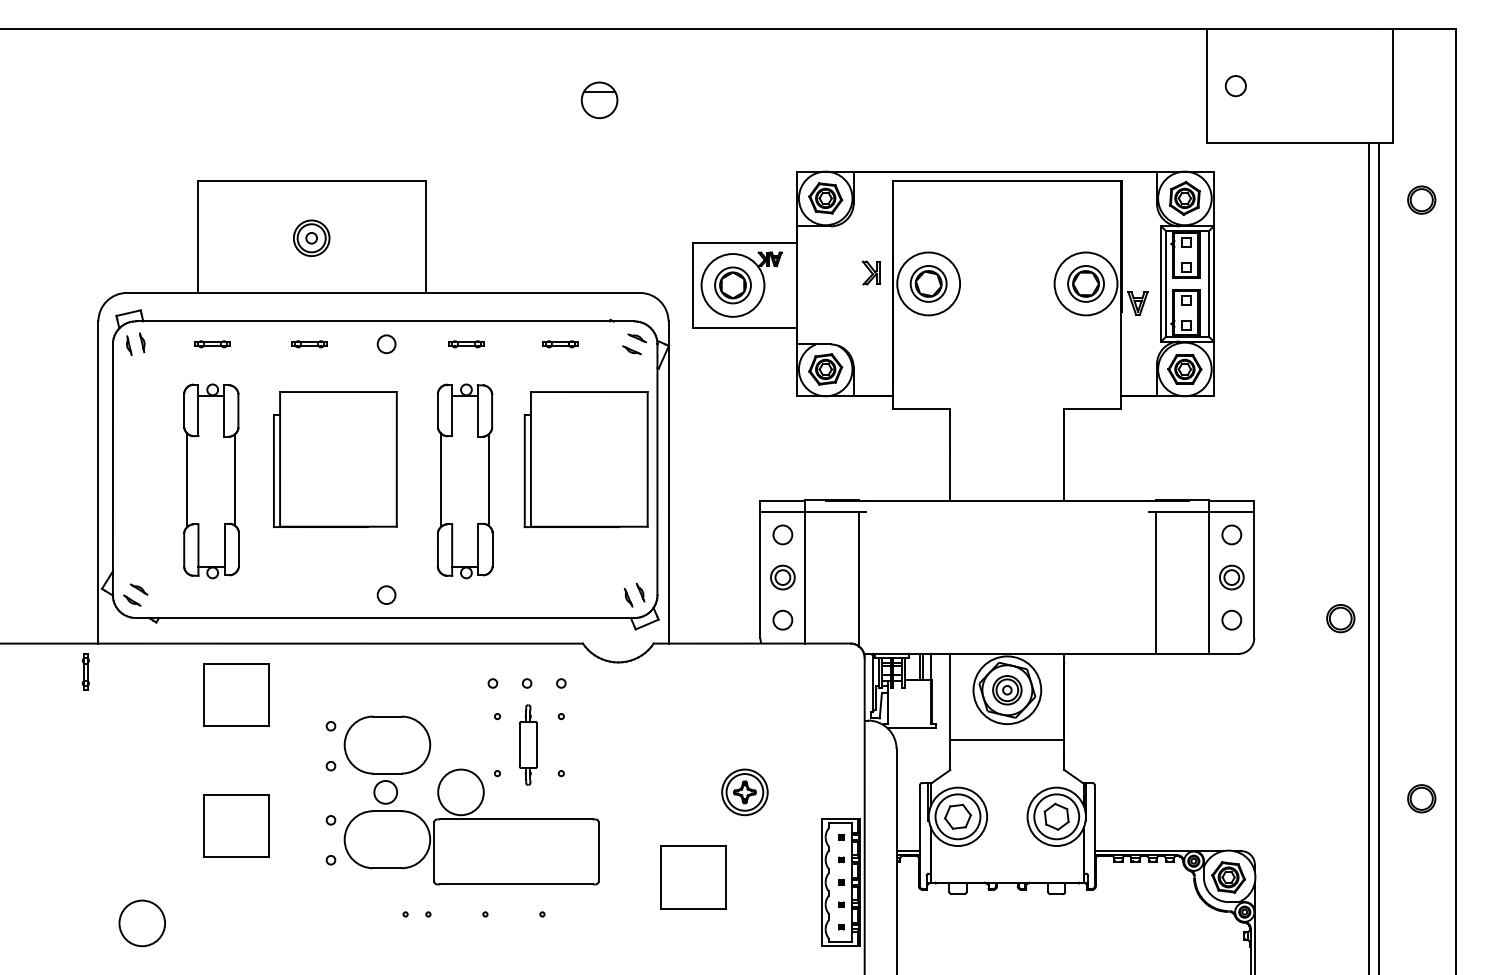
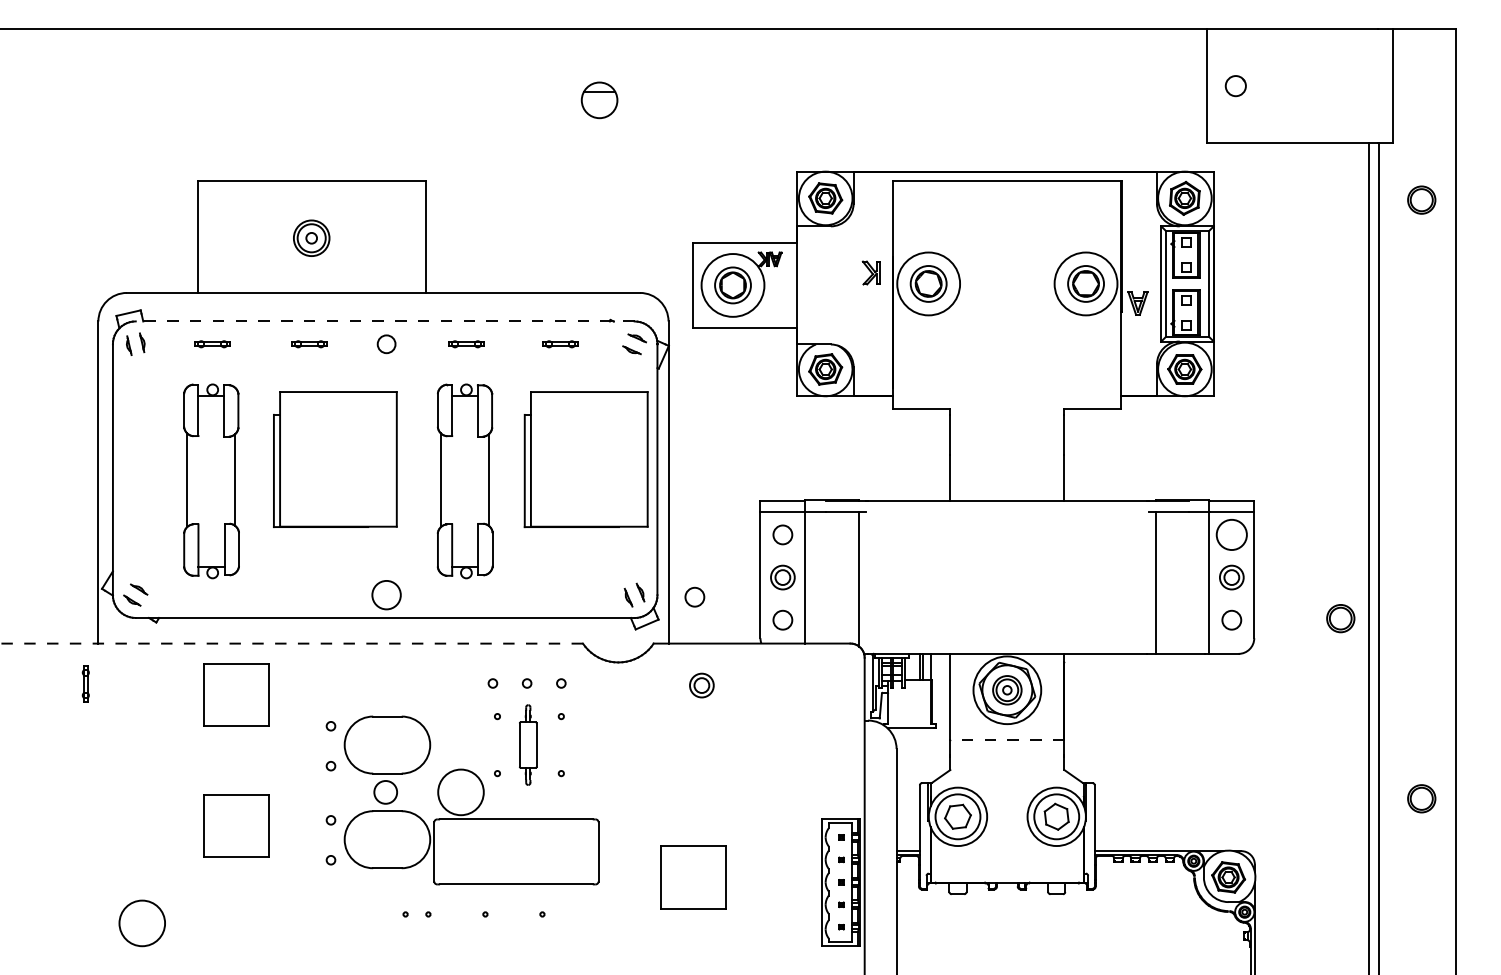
line: solid -> dashed (384, 321)
circle diameter: 19 px -> 30 px (1231, 534)
circle diameter: 18 px -> 28 px (386, 594)
circle: none -> present (694, 596)
line: solid -> dashed (291, 643)
part position: (85, 671) -> (85, 683) (85, 683)
part: none -> present (701, 685)
line: solid -> dashed (1006, 740)
part: present -> none (744, 792)
